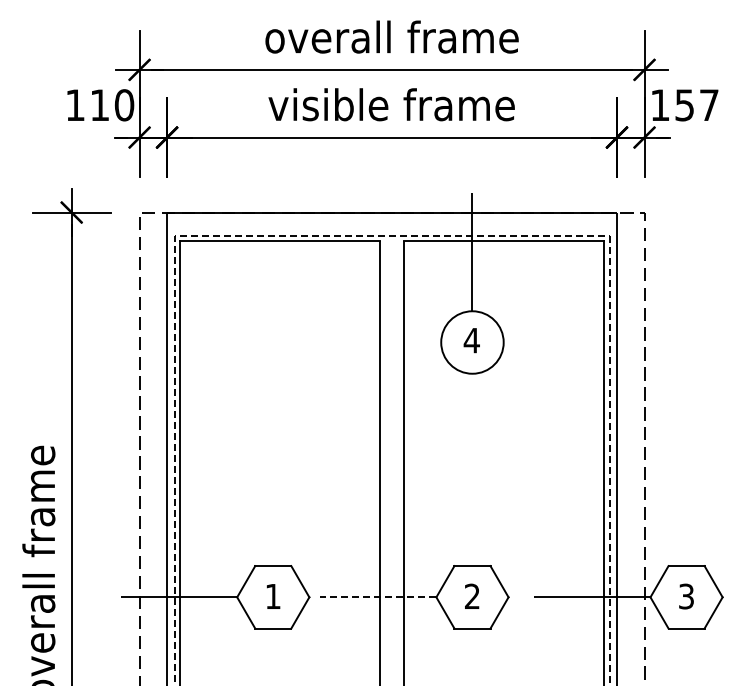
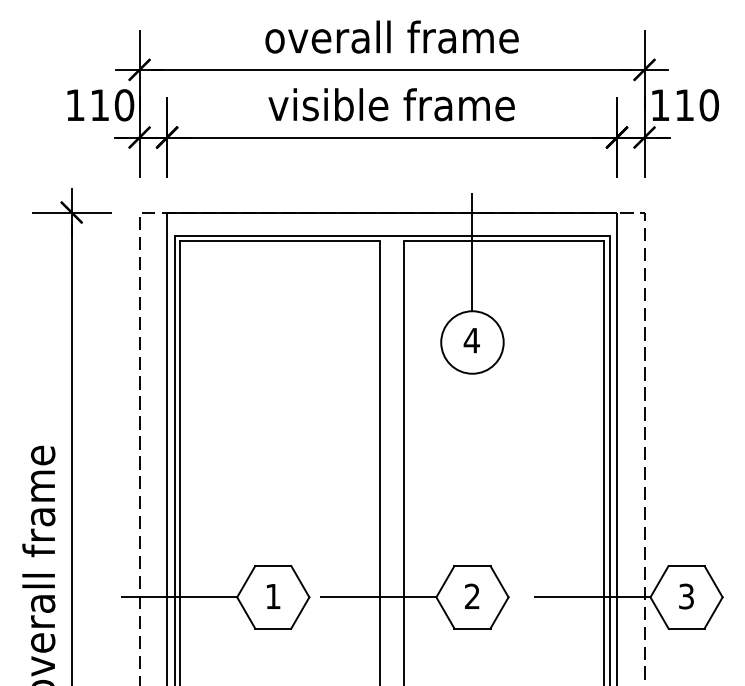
text: 157 -> 110 (696, 105)
line: dashed -> solid (391, 236)
line: dashed -> solid (377, 597)
